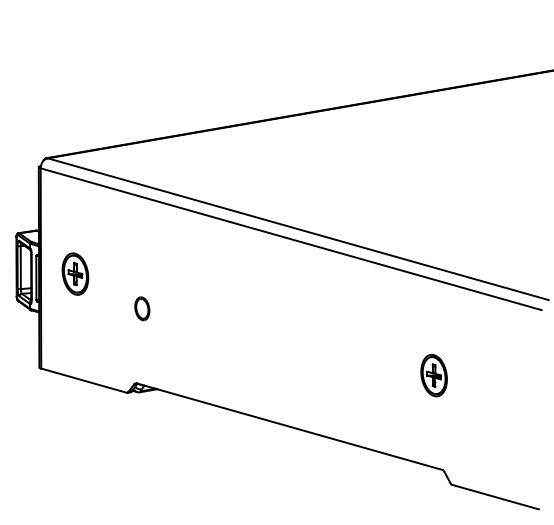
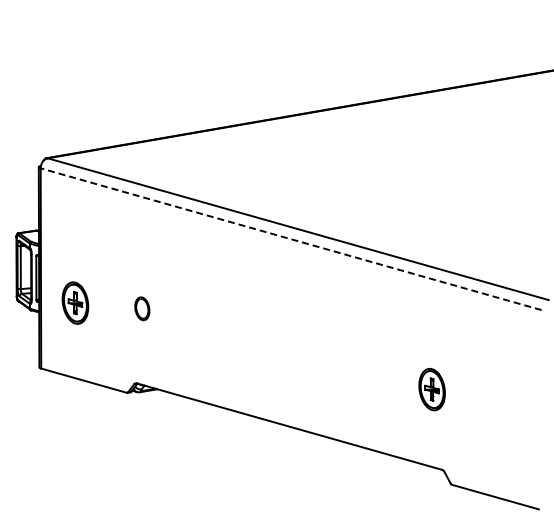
line: solid -> dashed (290, 239)
part position: (75, 273) -> (75, 302) (75, 302)
part position: (433, 375) -> (431, 389) (431, 389)
